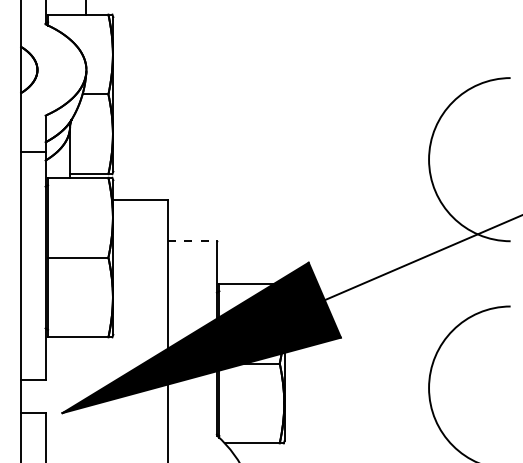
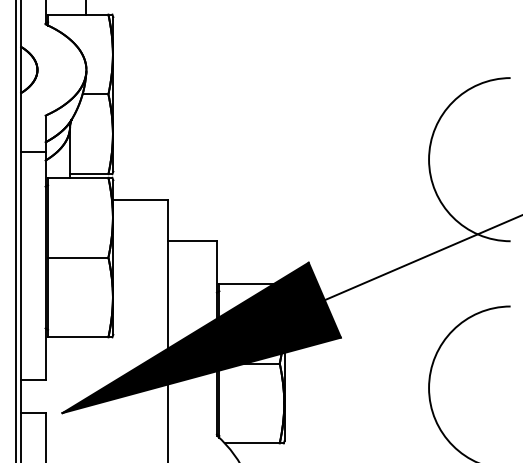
line: none -> present (15, 230)
line: dashed -> solid (192, 241)
